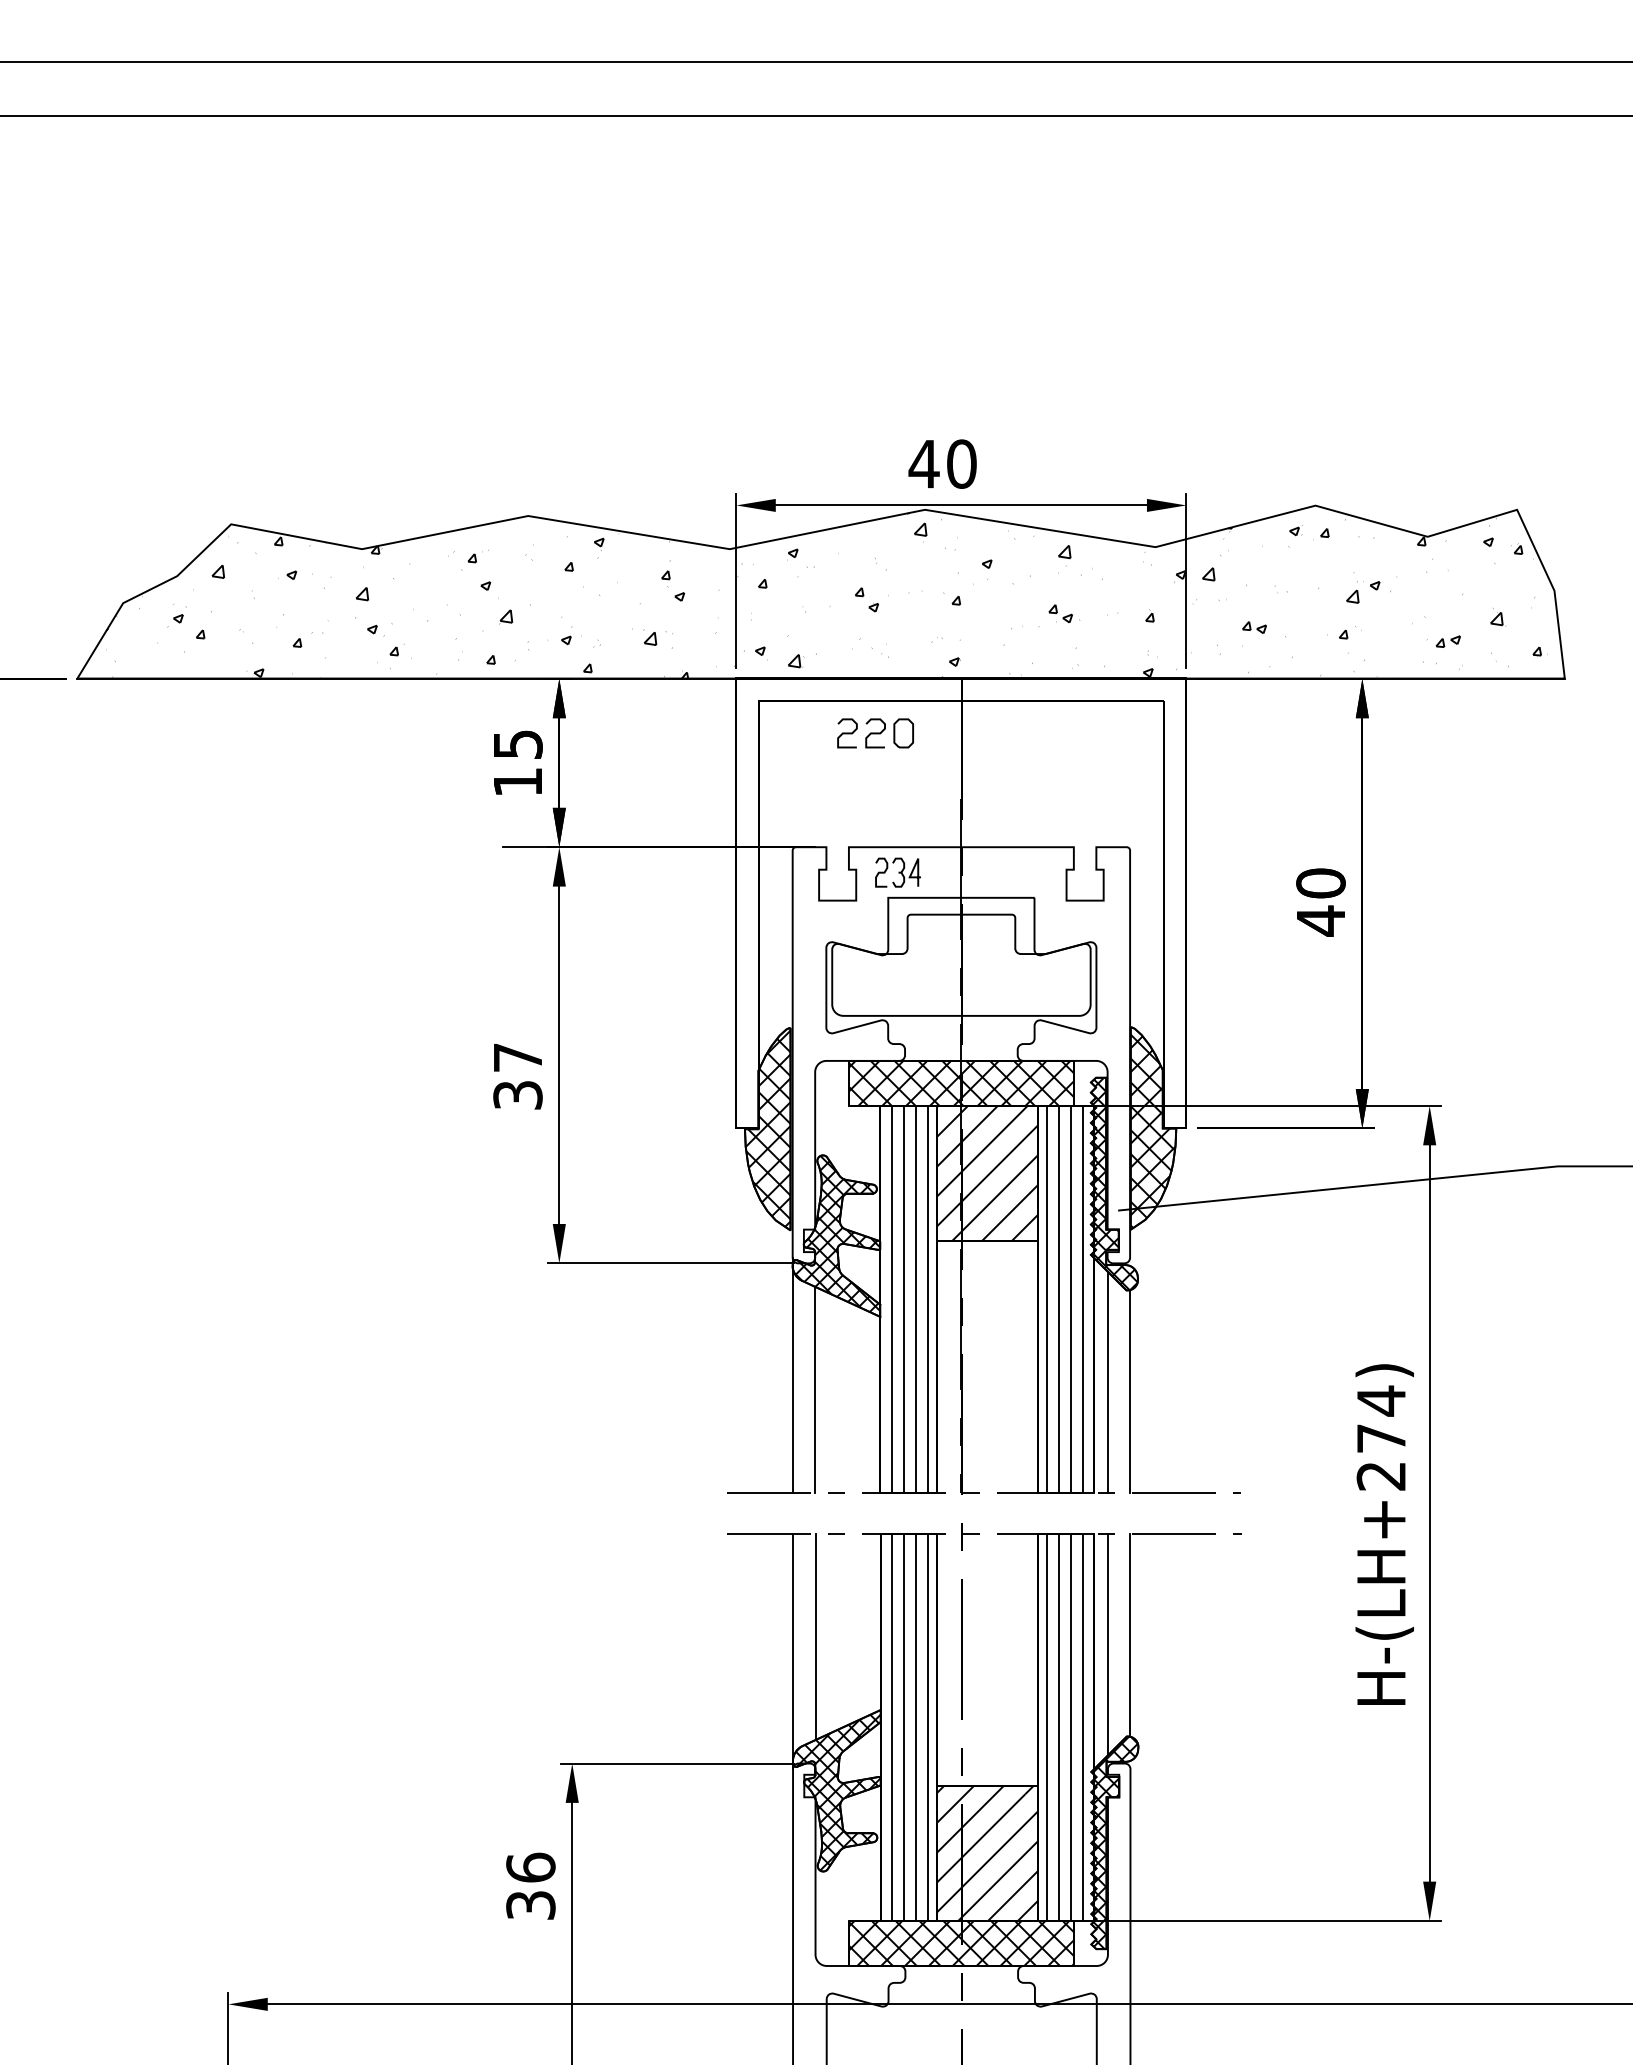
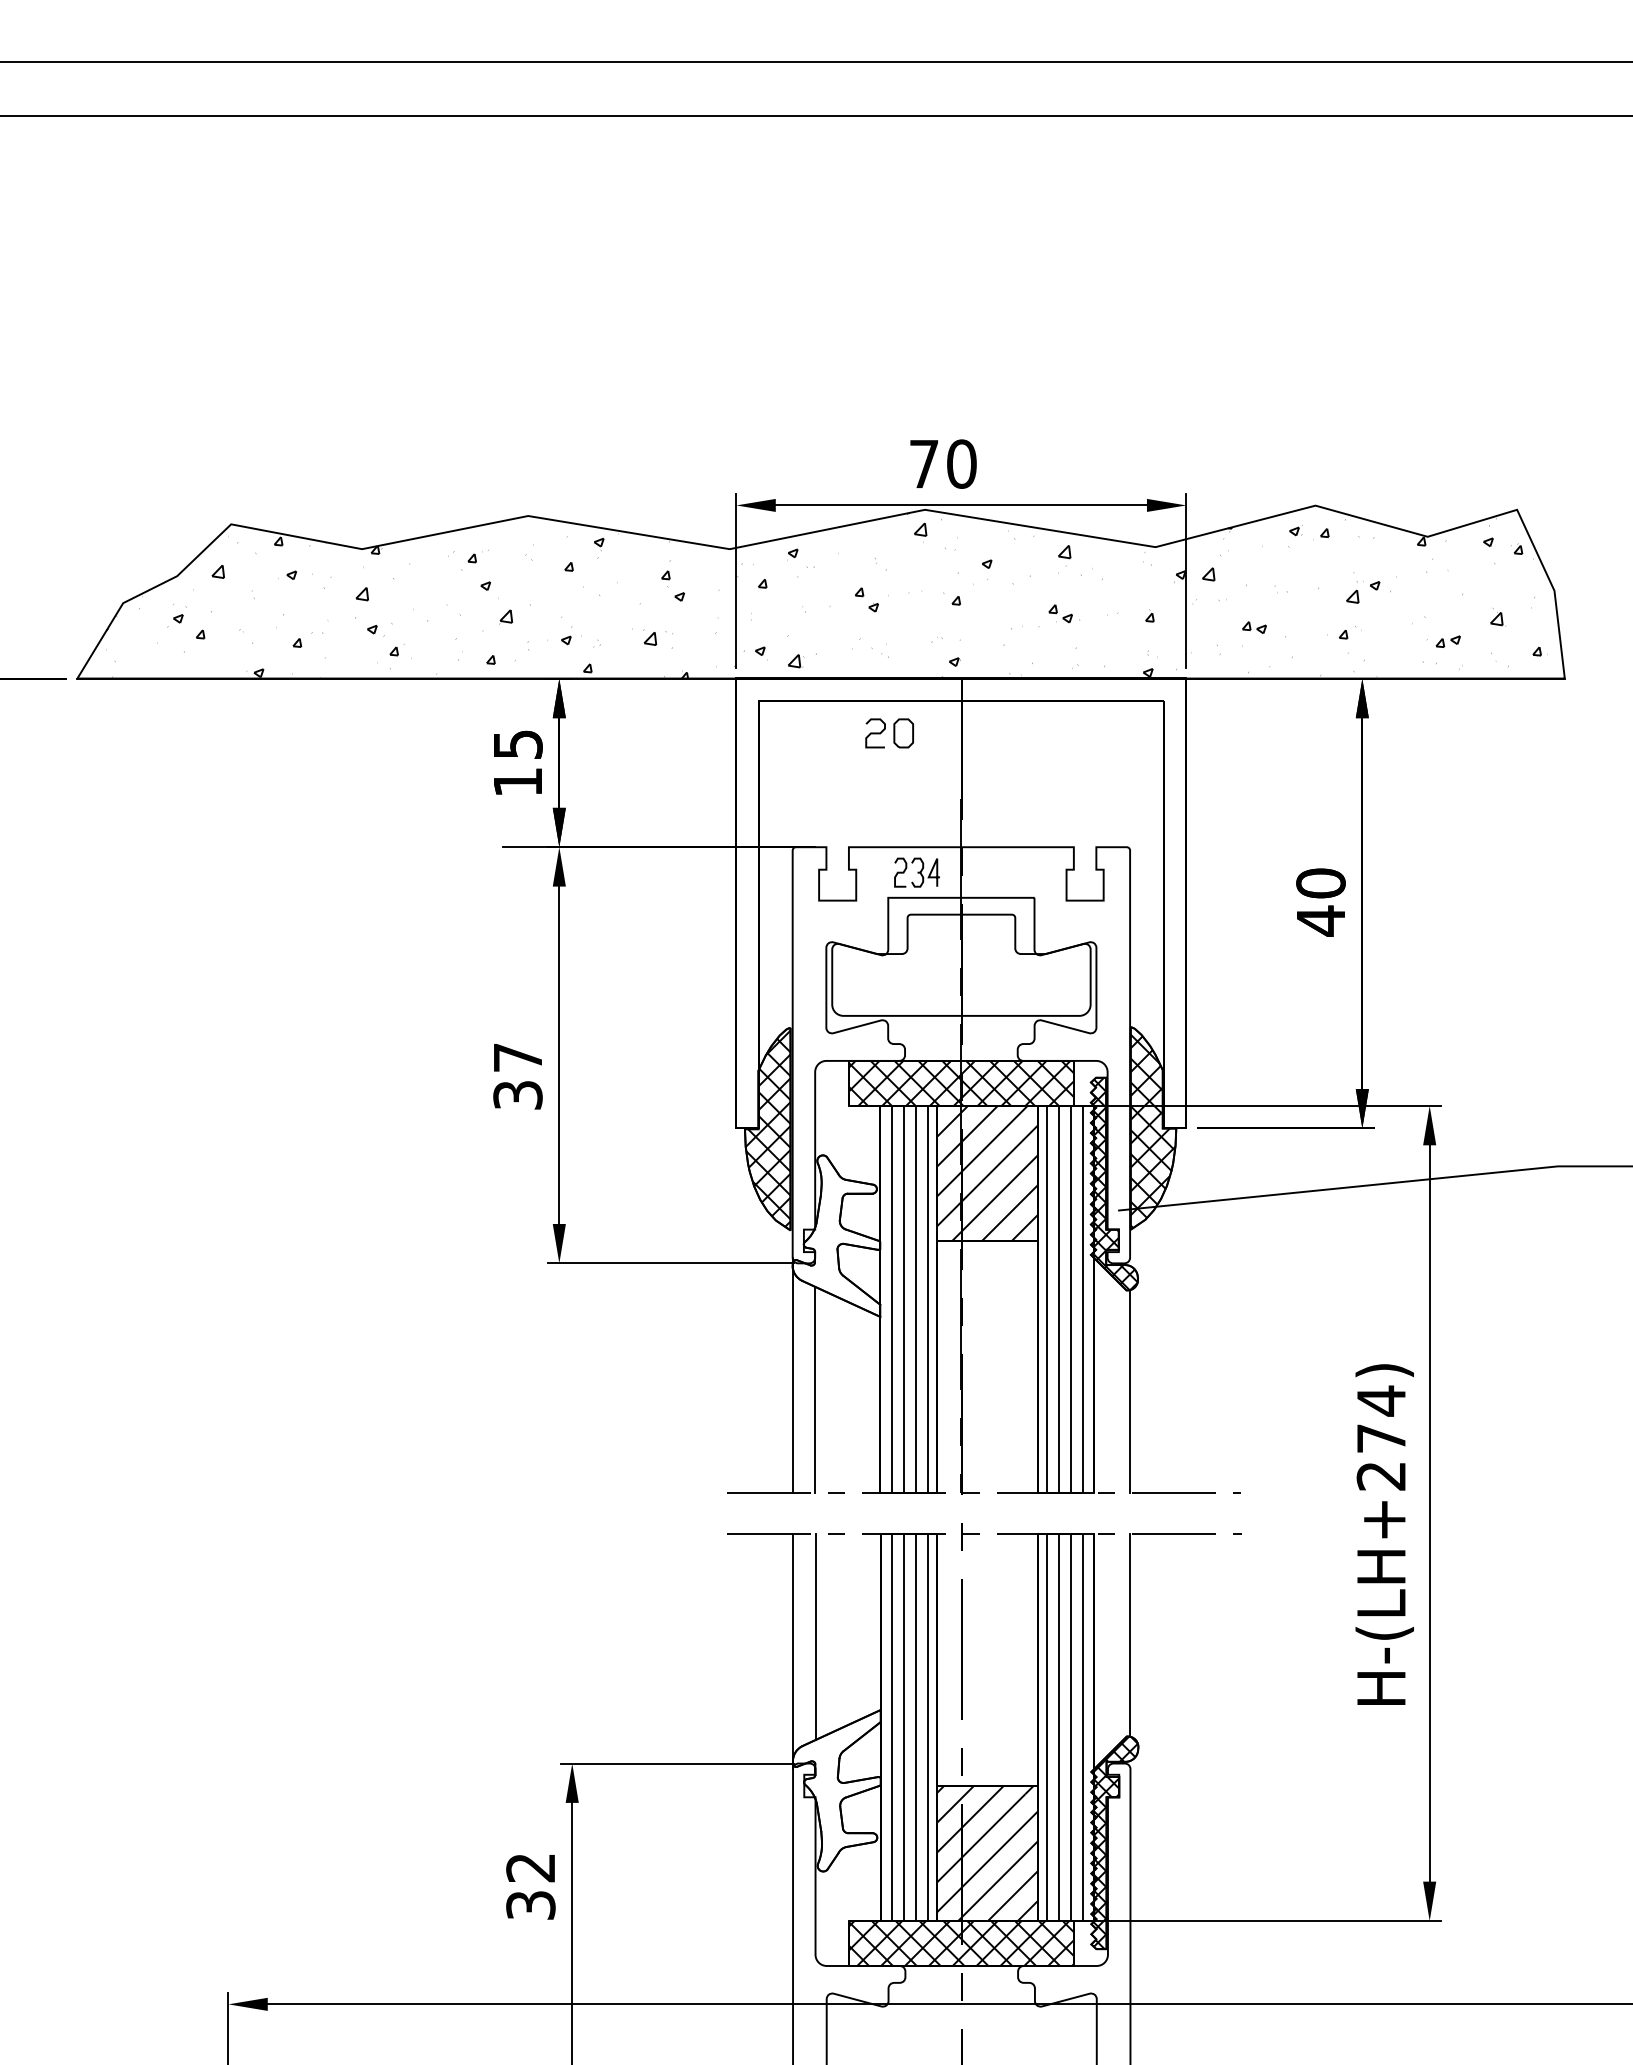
text: 40 -> 70 (923, 464)
curve: present -> none (847, 733)
part position: (897, 872) -> (916, 872) (916, 872)
hatch: present -> none (837, 1233)
line: present -> none (1107, 1382)
line: present -> none (1107, 1644)
hatch: present -> none (836, 1792)
text: 36 -> 32 (530, 1867)
